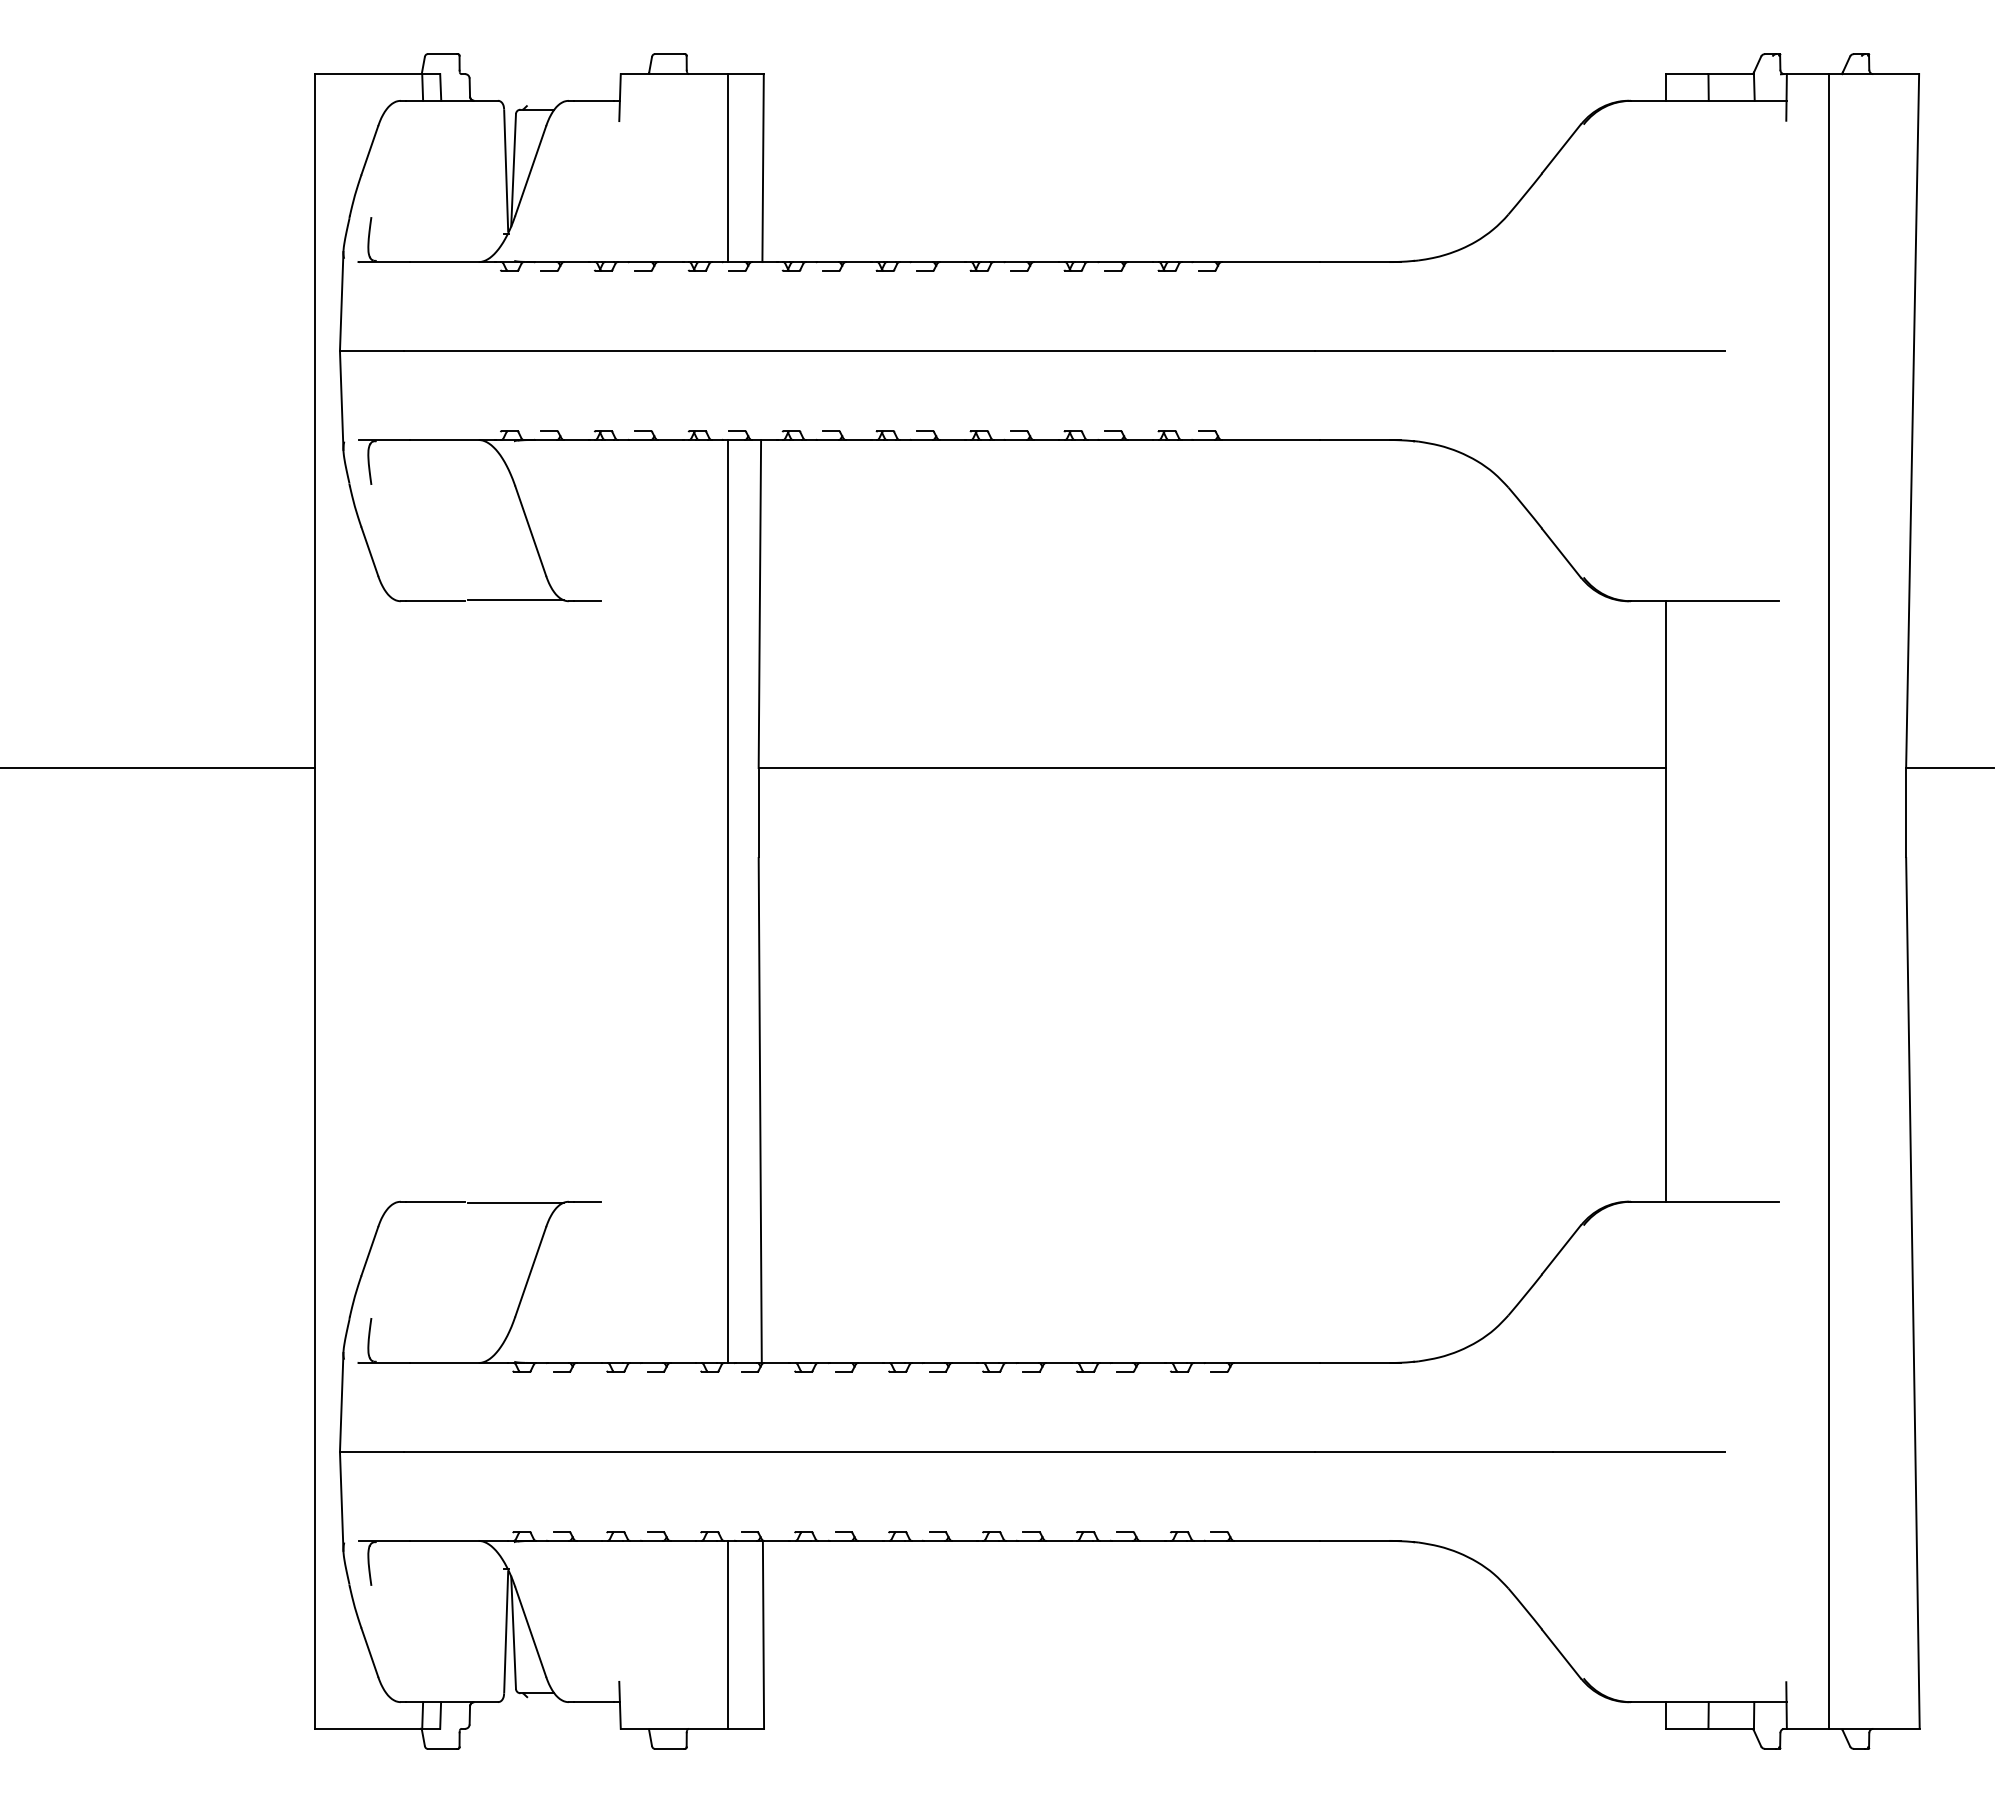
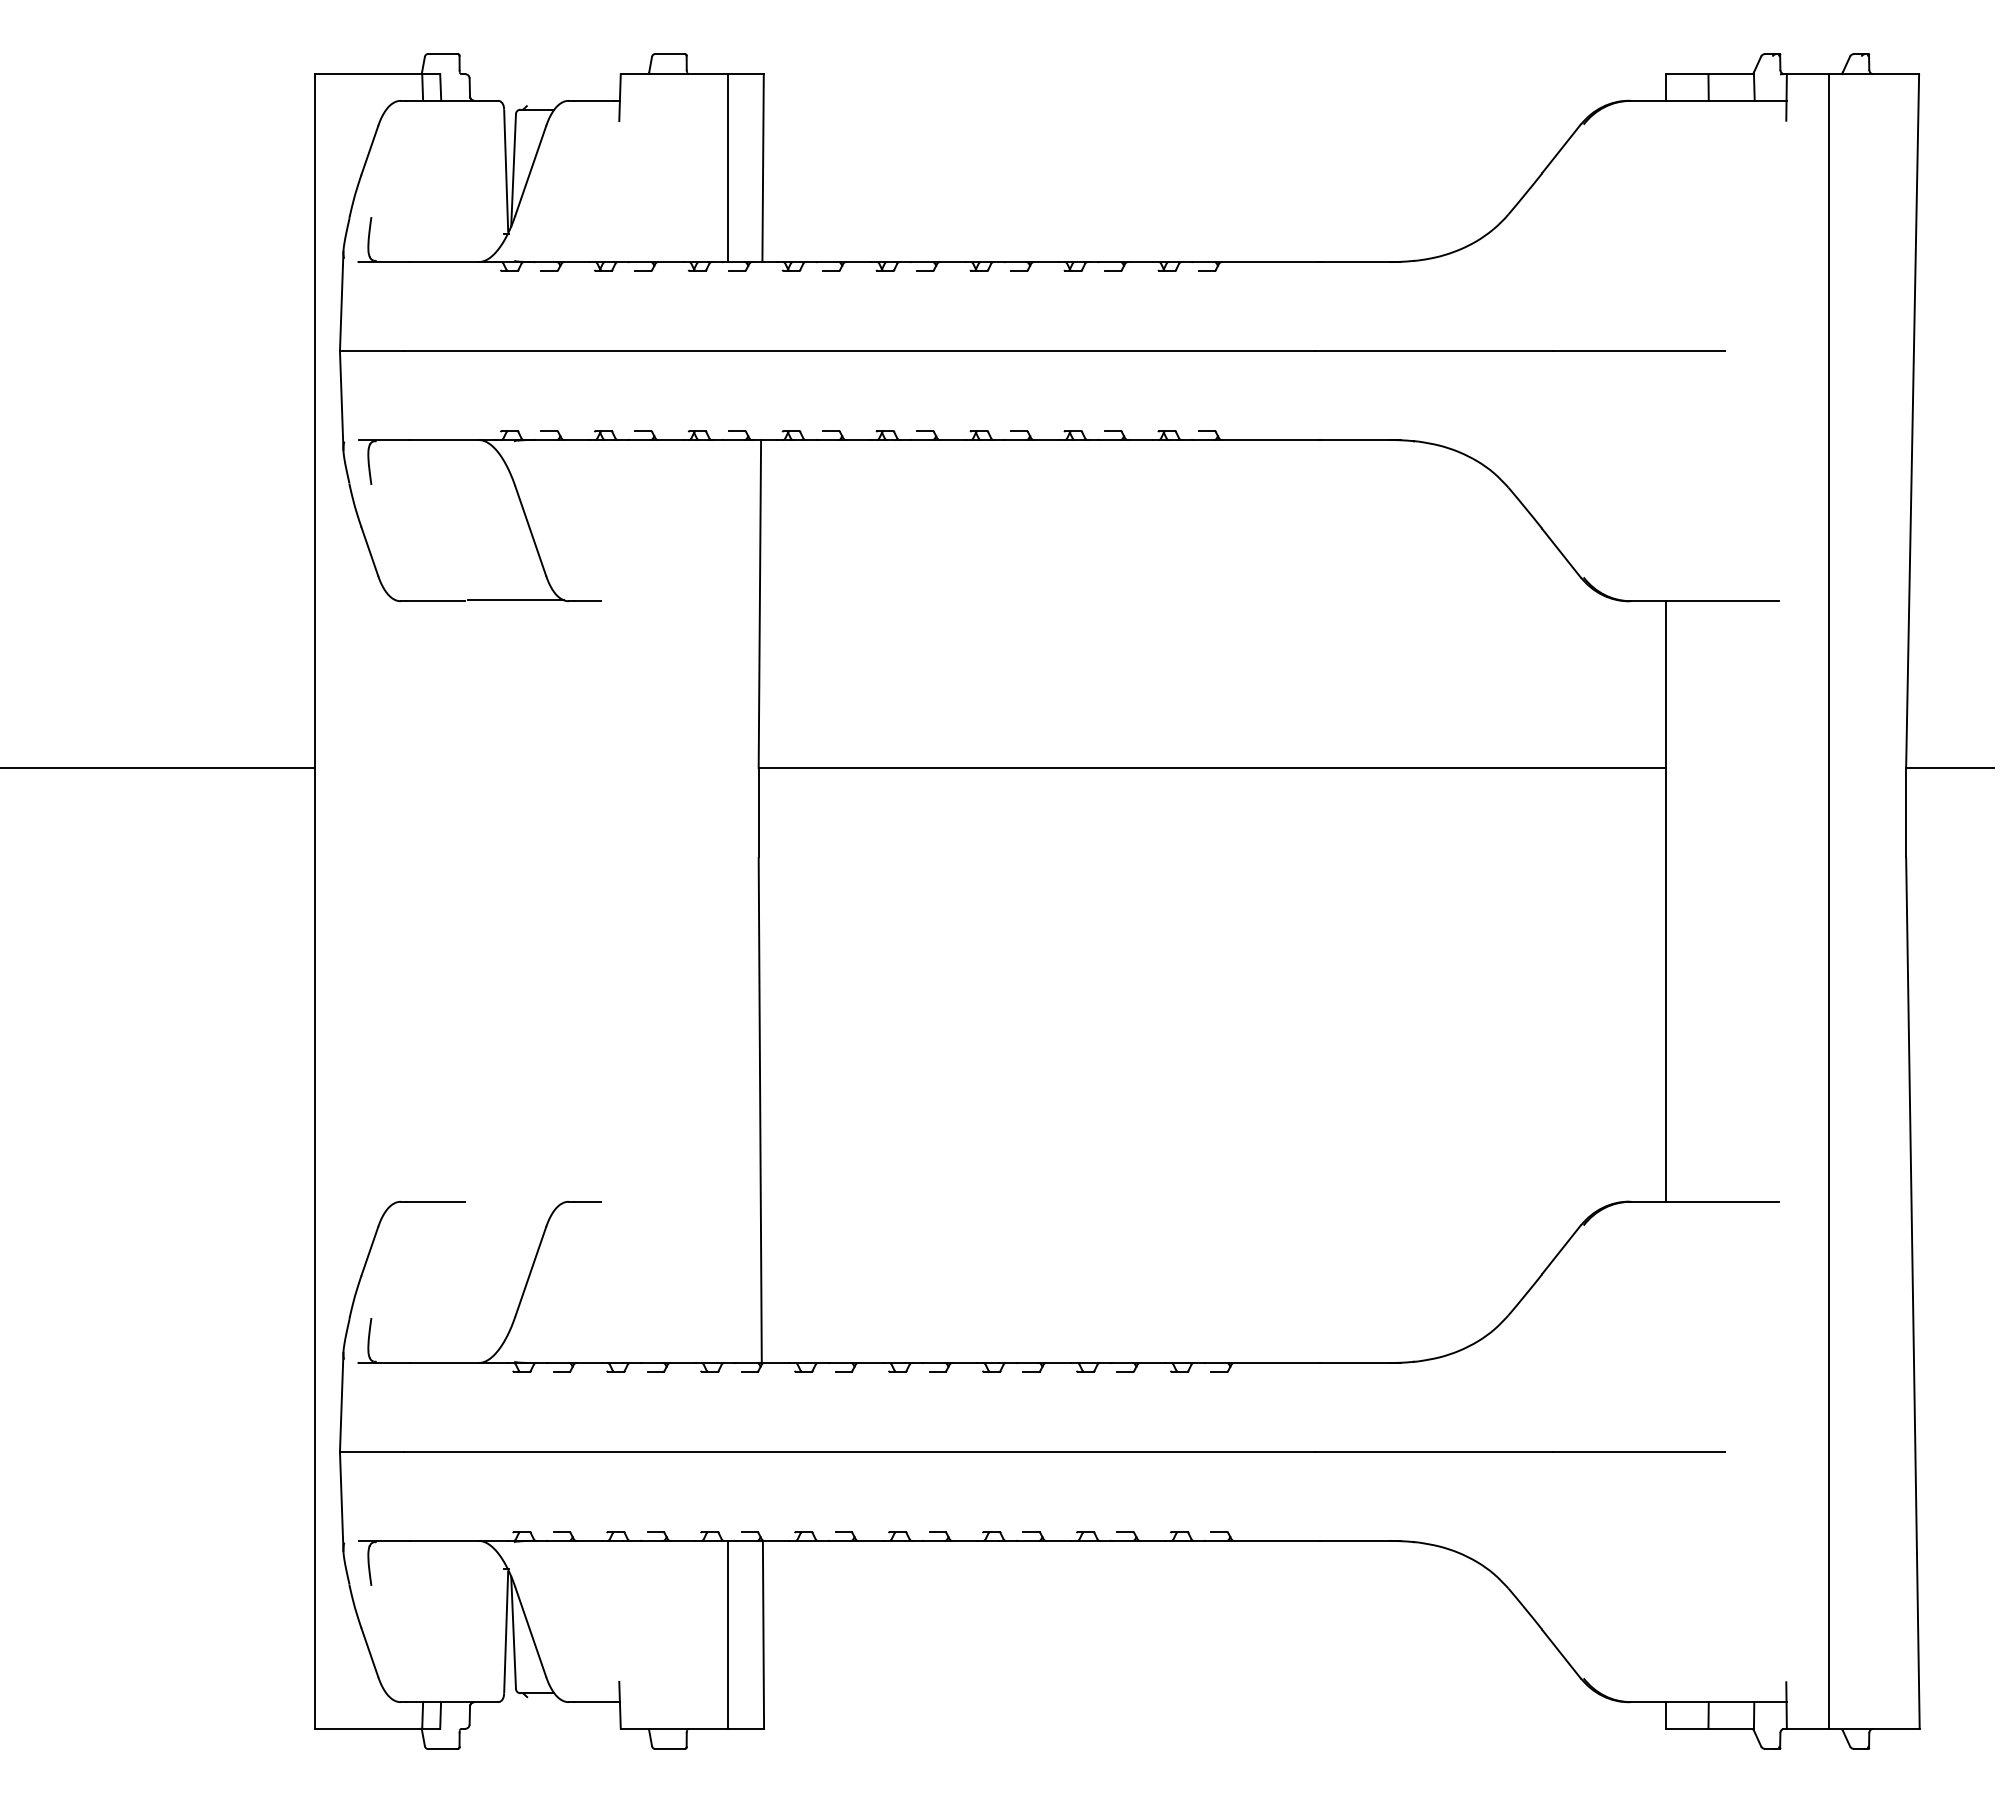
line: present -> none (728, 901)
line: present -> none (515, 1202)
